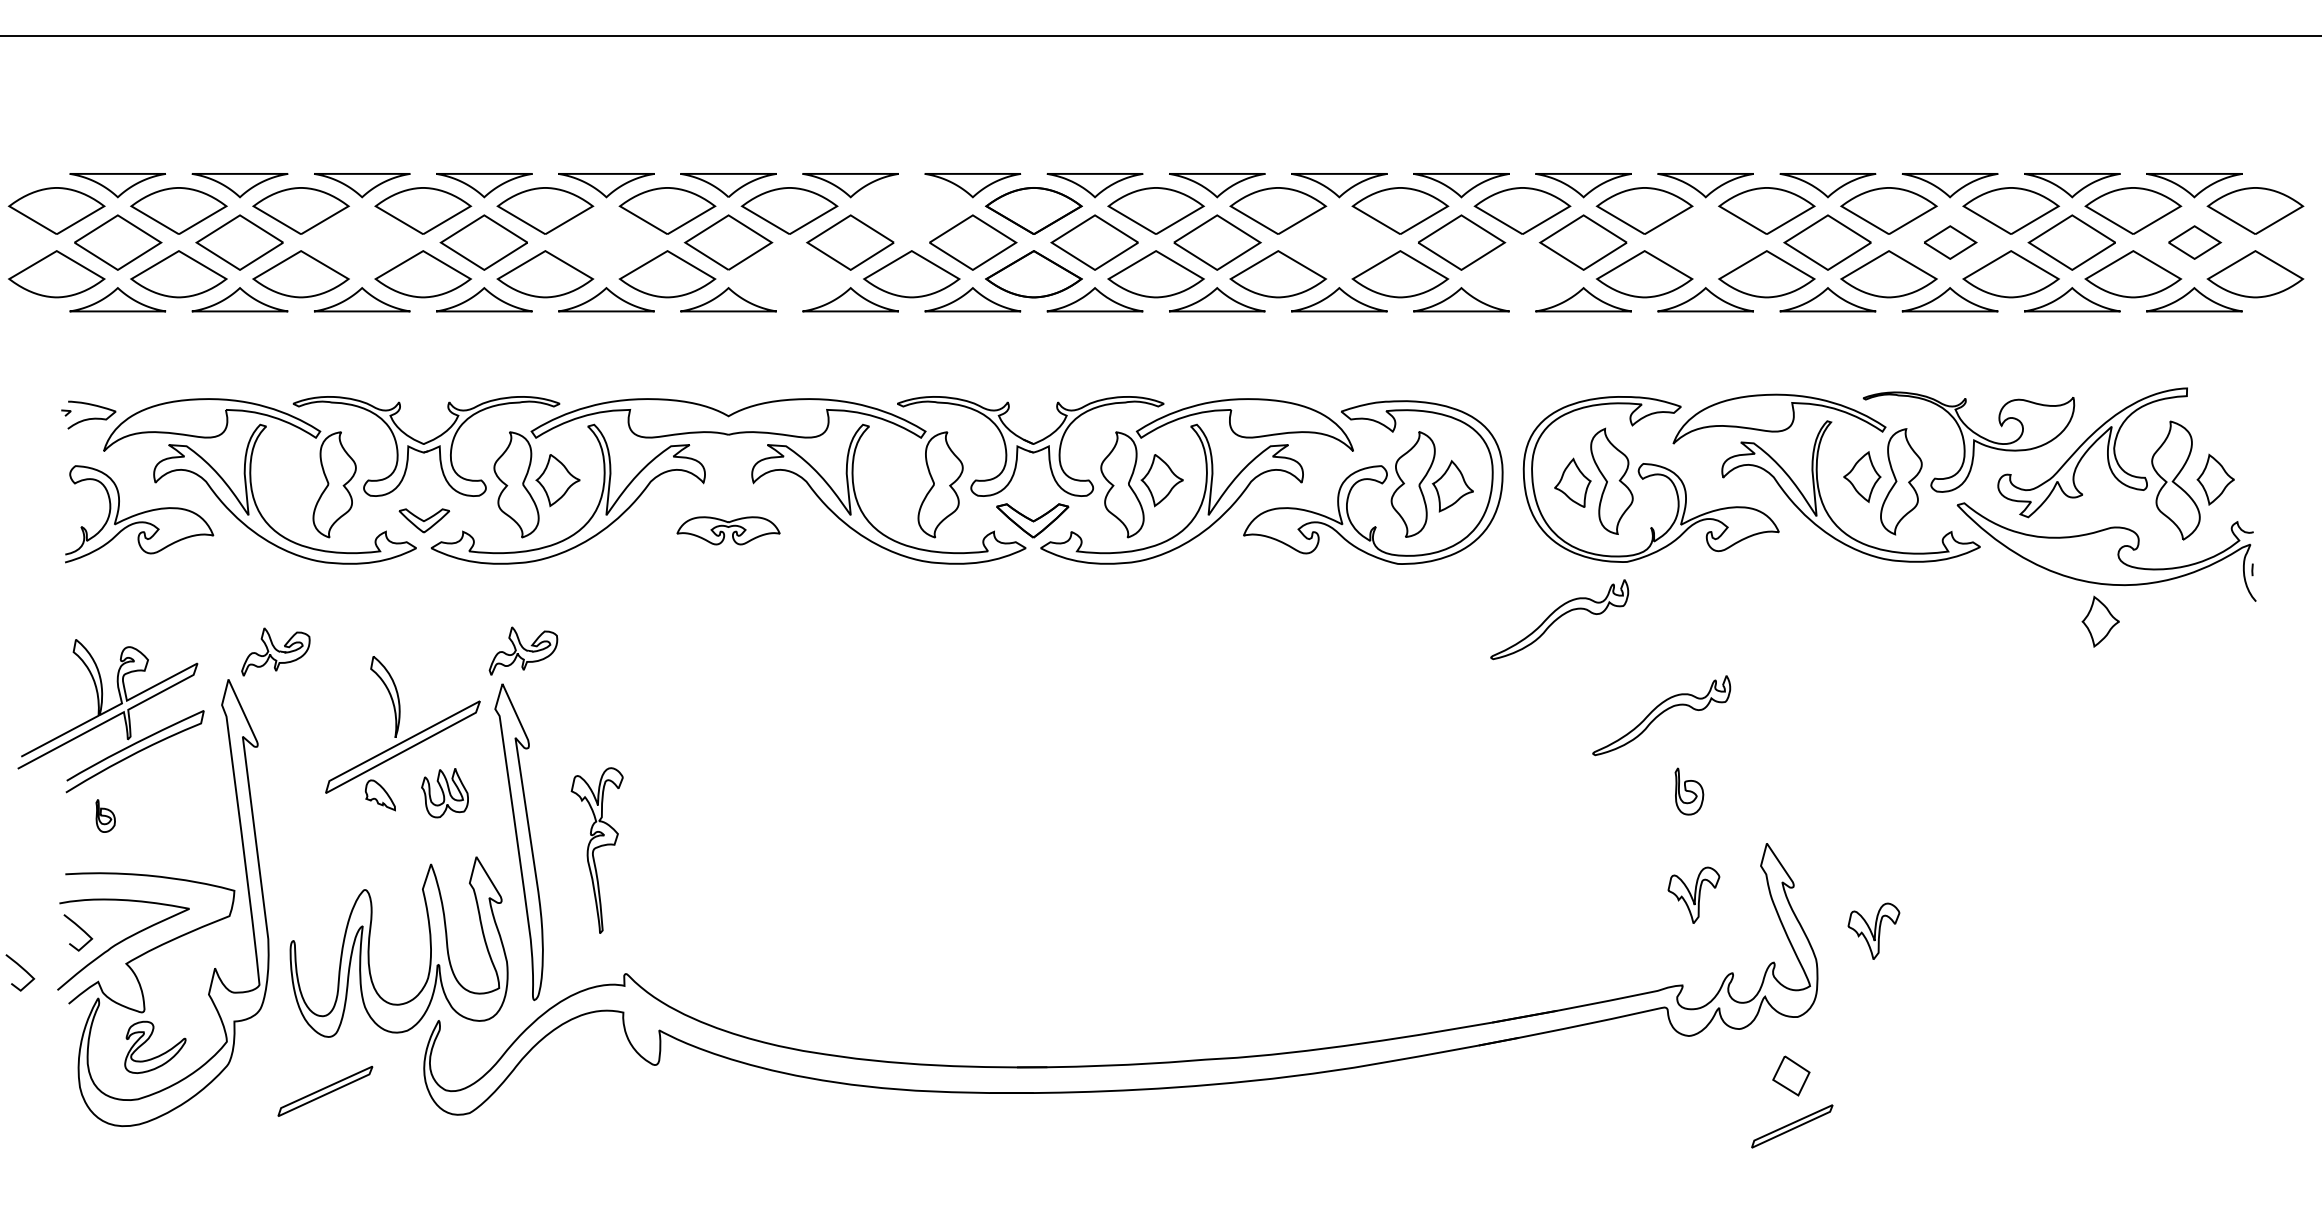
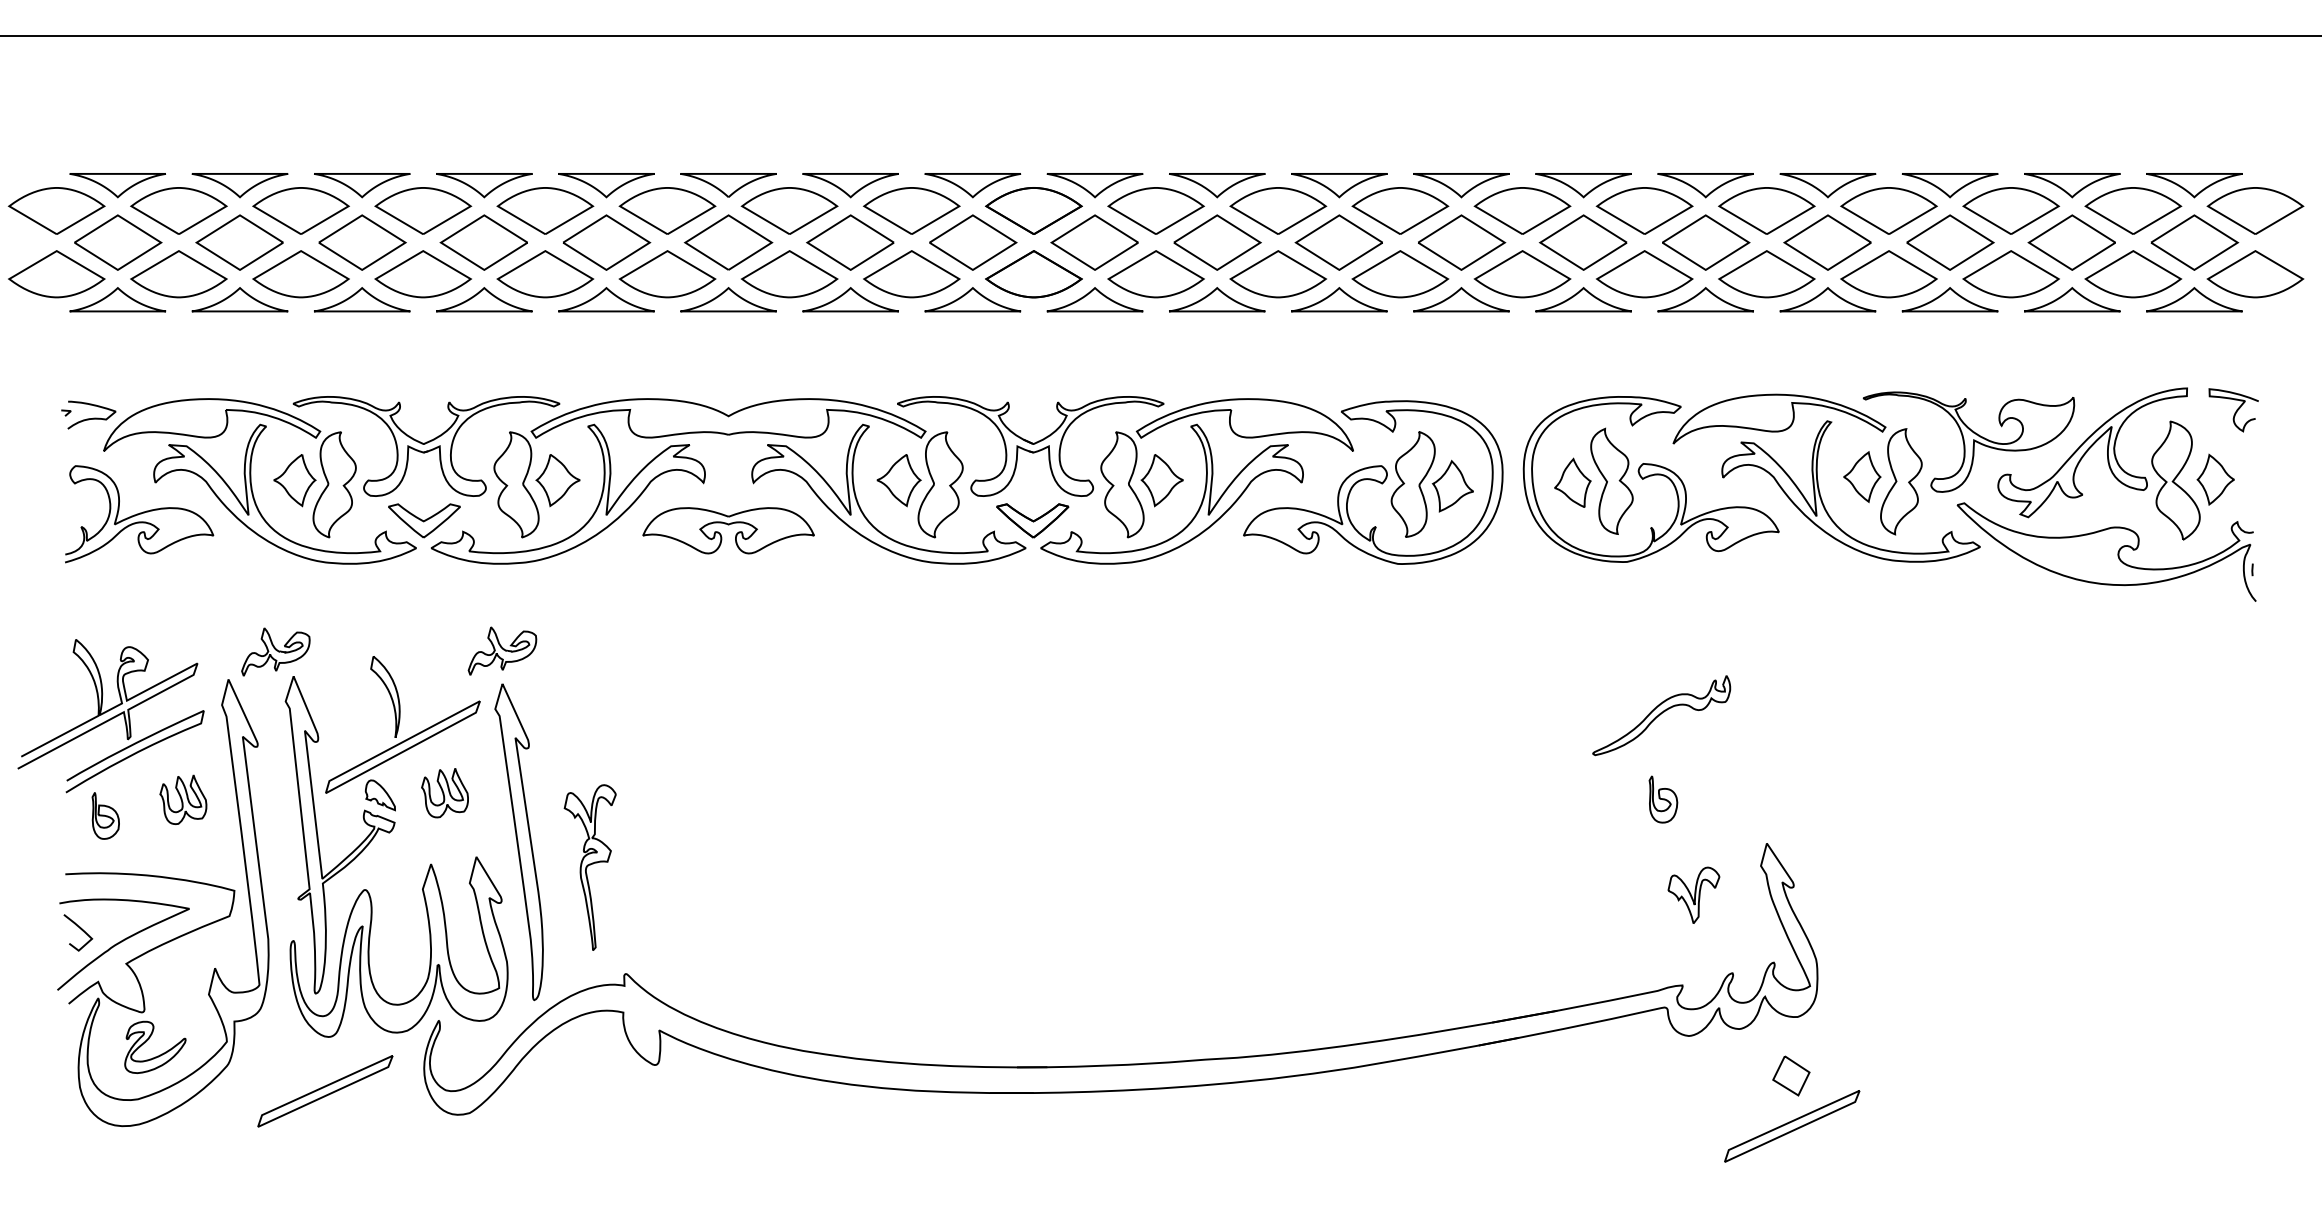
part: none -> present (911, 210)
part: none -> present (362, 242)
part: none -> present (606, 242)
part: none -> present (1338, 242)
part: none -> present (1706, 242)
part size: 54x35 px -> 89x57 px (1950, 242)
part size: 55x35 px -> 90x57 px (2194, 242)
part: none -> present (789, 274)
part: none -> present (1522, 274)
curve: none -> present (2235, 411)
part: none -> present (294, 480)
part: none -> present (898, 480)
part size: 53x26 px -> 73x36 px (424, 520)
part size: 105x30 px -> 173x48 px (728, 530)
part: present -> none (1559, 619)
part: present -> none (2100, 621)
part position: (523, 650) -> (502, 650) (502, 650)
part position: (1689, 791) -> (1663, 799) (1663, 799)
part: none -> present (183, 799)
part size: 21x34 px -> 29x48 px (105, 815)
part: none -> present (354, 849)
part position: (596, 850) -> (589, 867) (589, 867)
part: present -> none (1873, 930)
curve: present -> none (22, 969)
part size: 97x51 px -> 137x73 px (325, 1091)
part size: 83x45 px -> 137x73 px (1792, 1126)
